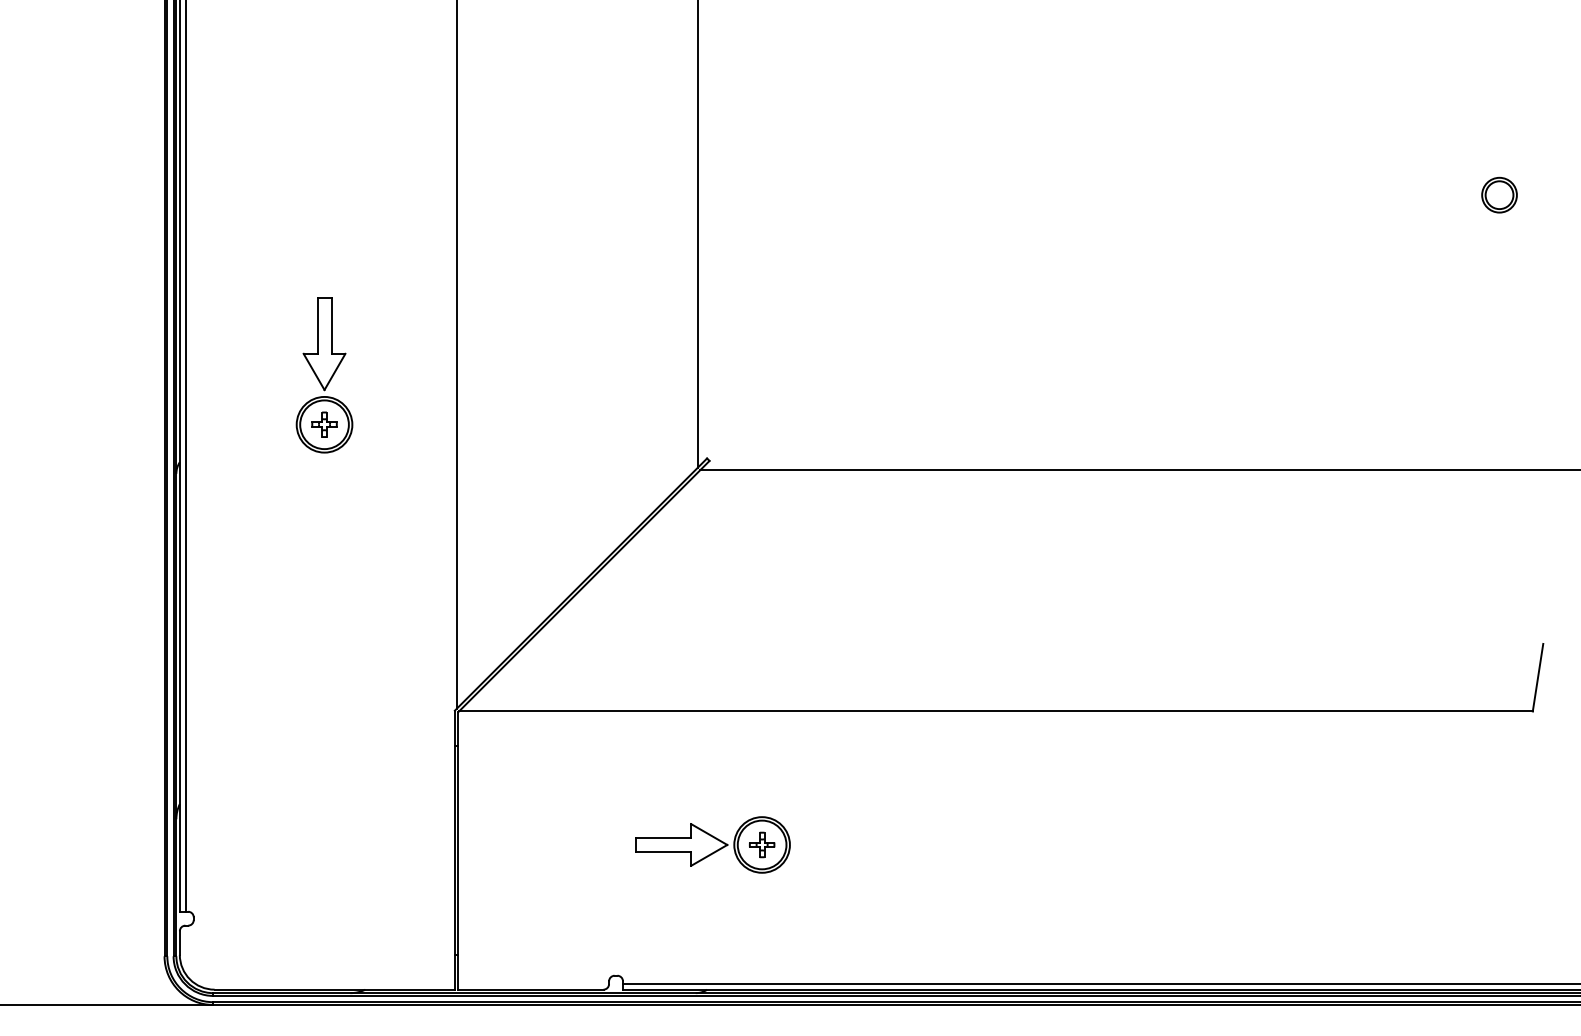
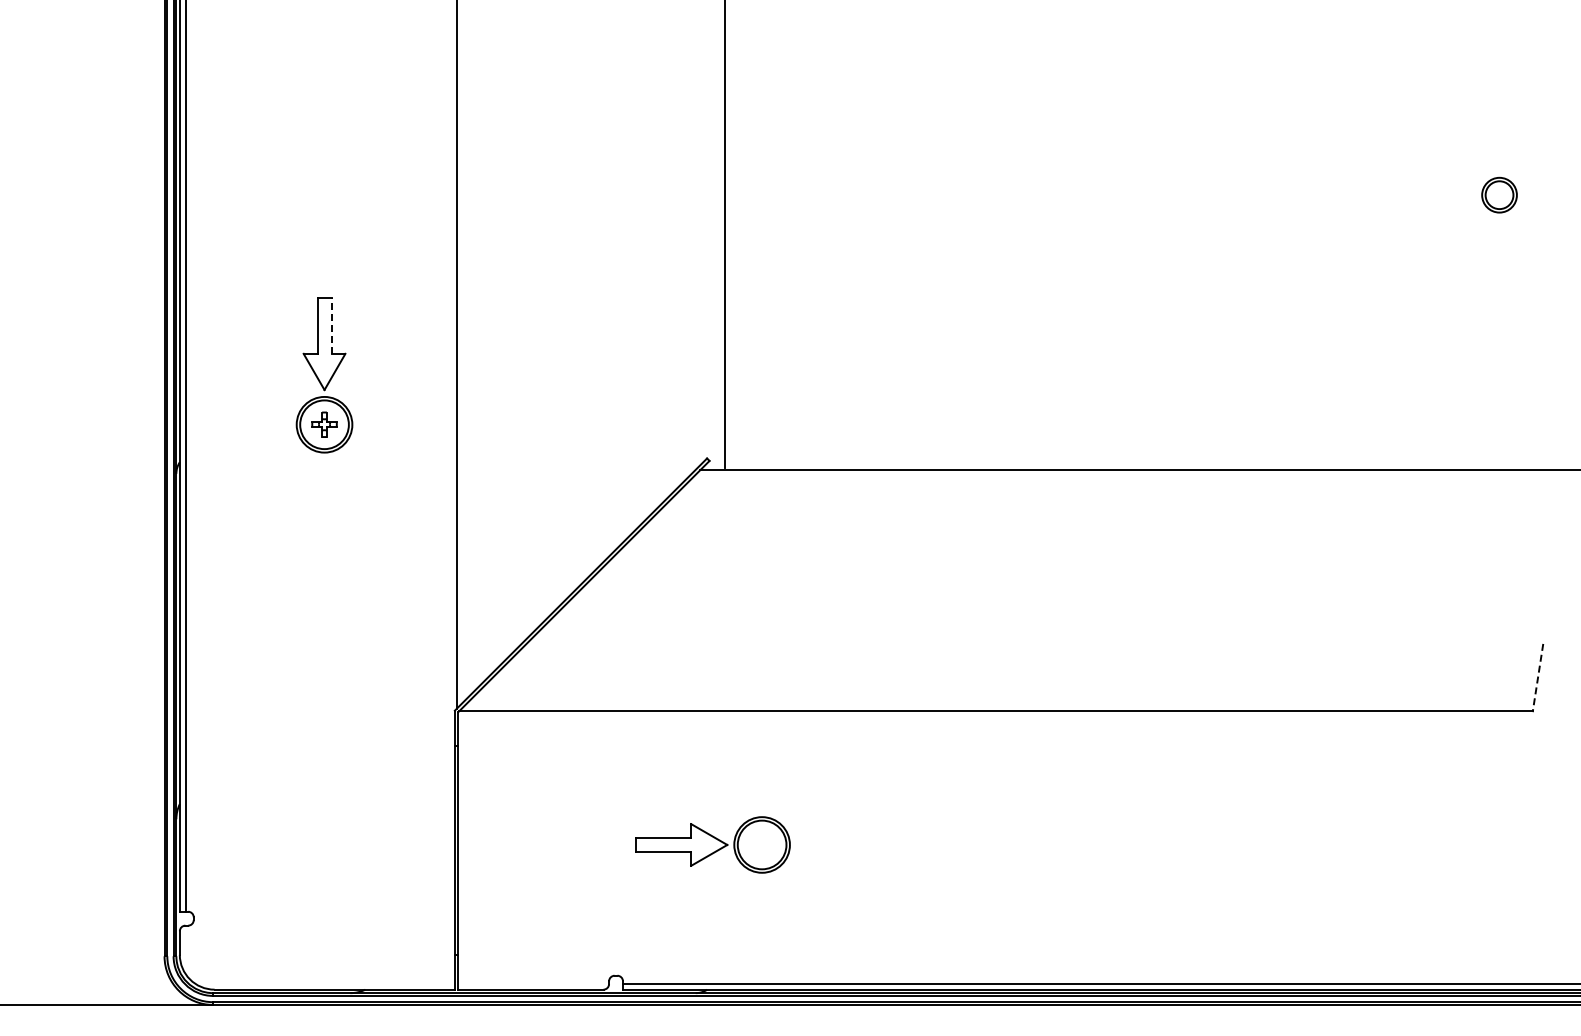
line position: (697, 234) -> (724, 234) (724, 234)
line: solid -> dashed (331, 326)
line: solid -> dashed (1537, 678)
part: present -> none (762, 844)
